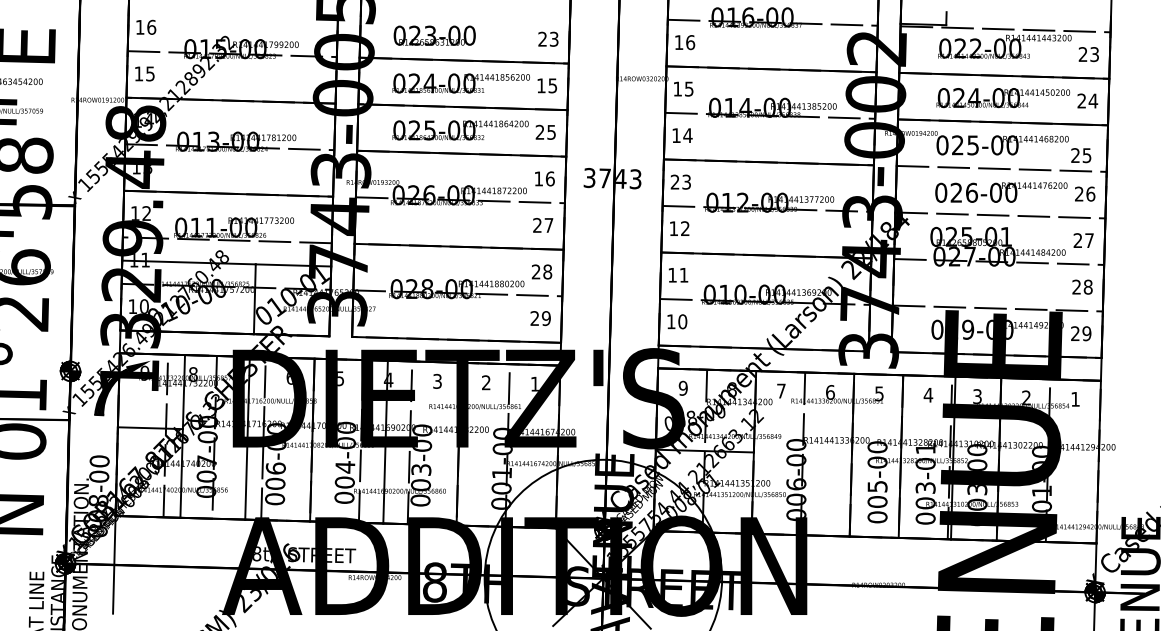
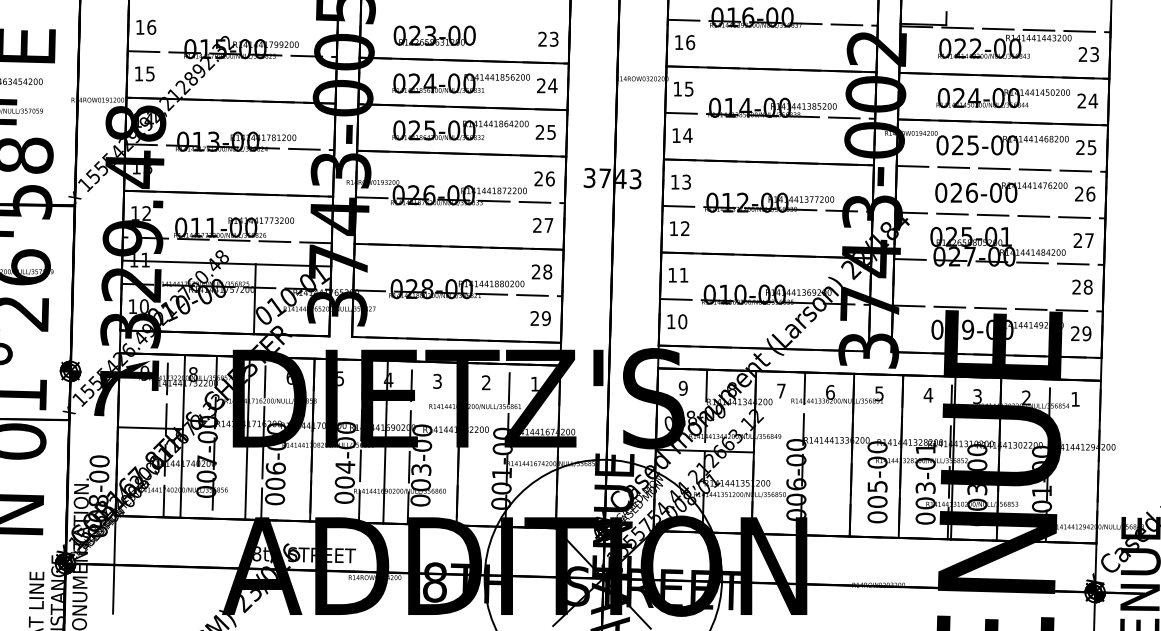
text: 15 -> 24 (547, 85)
text position: (1081, 155) -> (1086, 147) (1086, 147)
text: 16 -> 26 (538, 178)
text: 23 -> 13 (674, 181)
